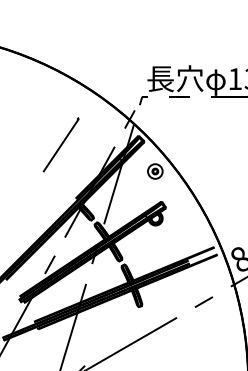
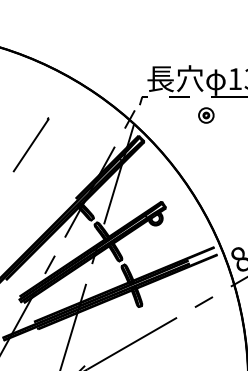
line position: (60, 144) -> (30, 144) (30, 144)
part position: (155, 171) -> (206, 115) (206, 115)
